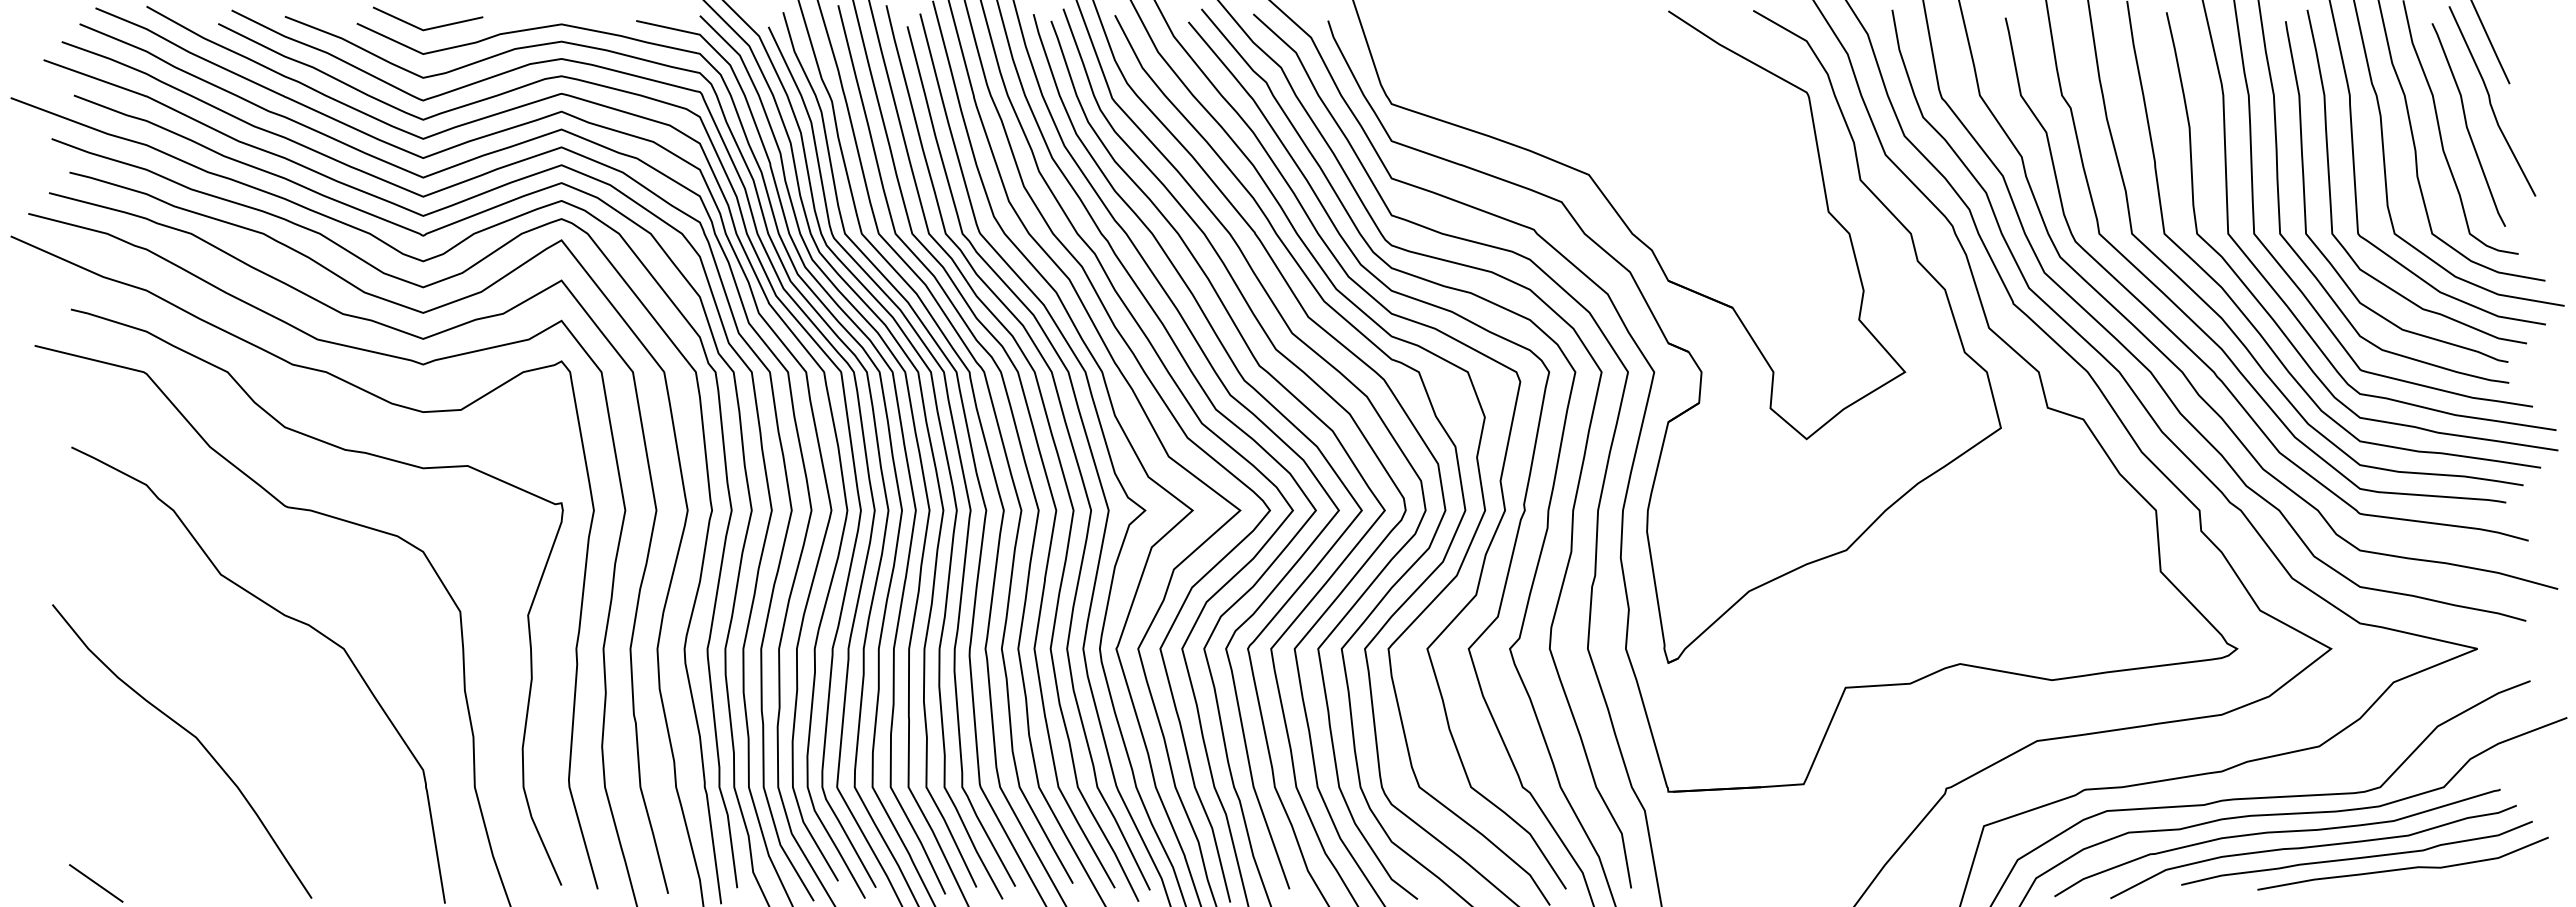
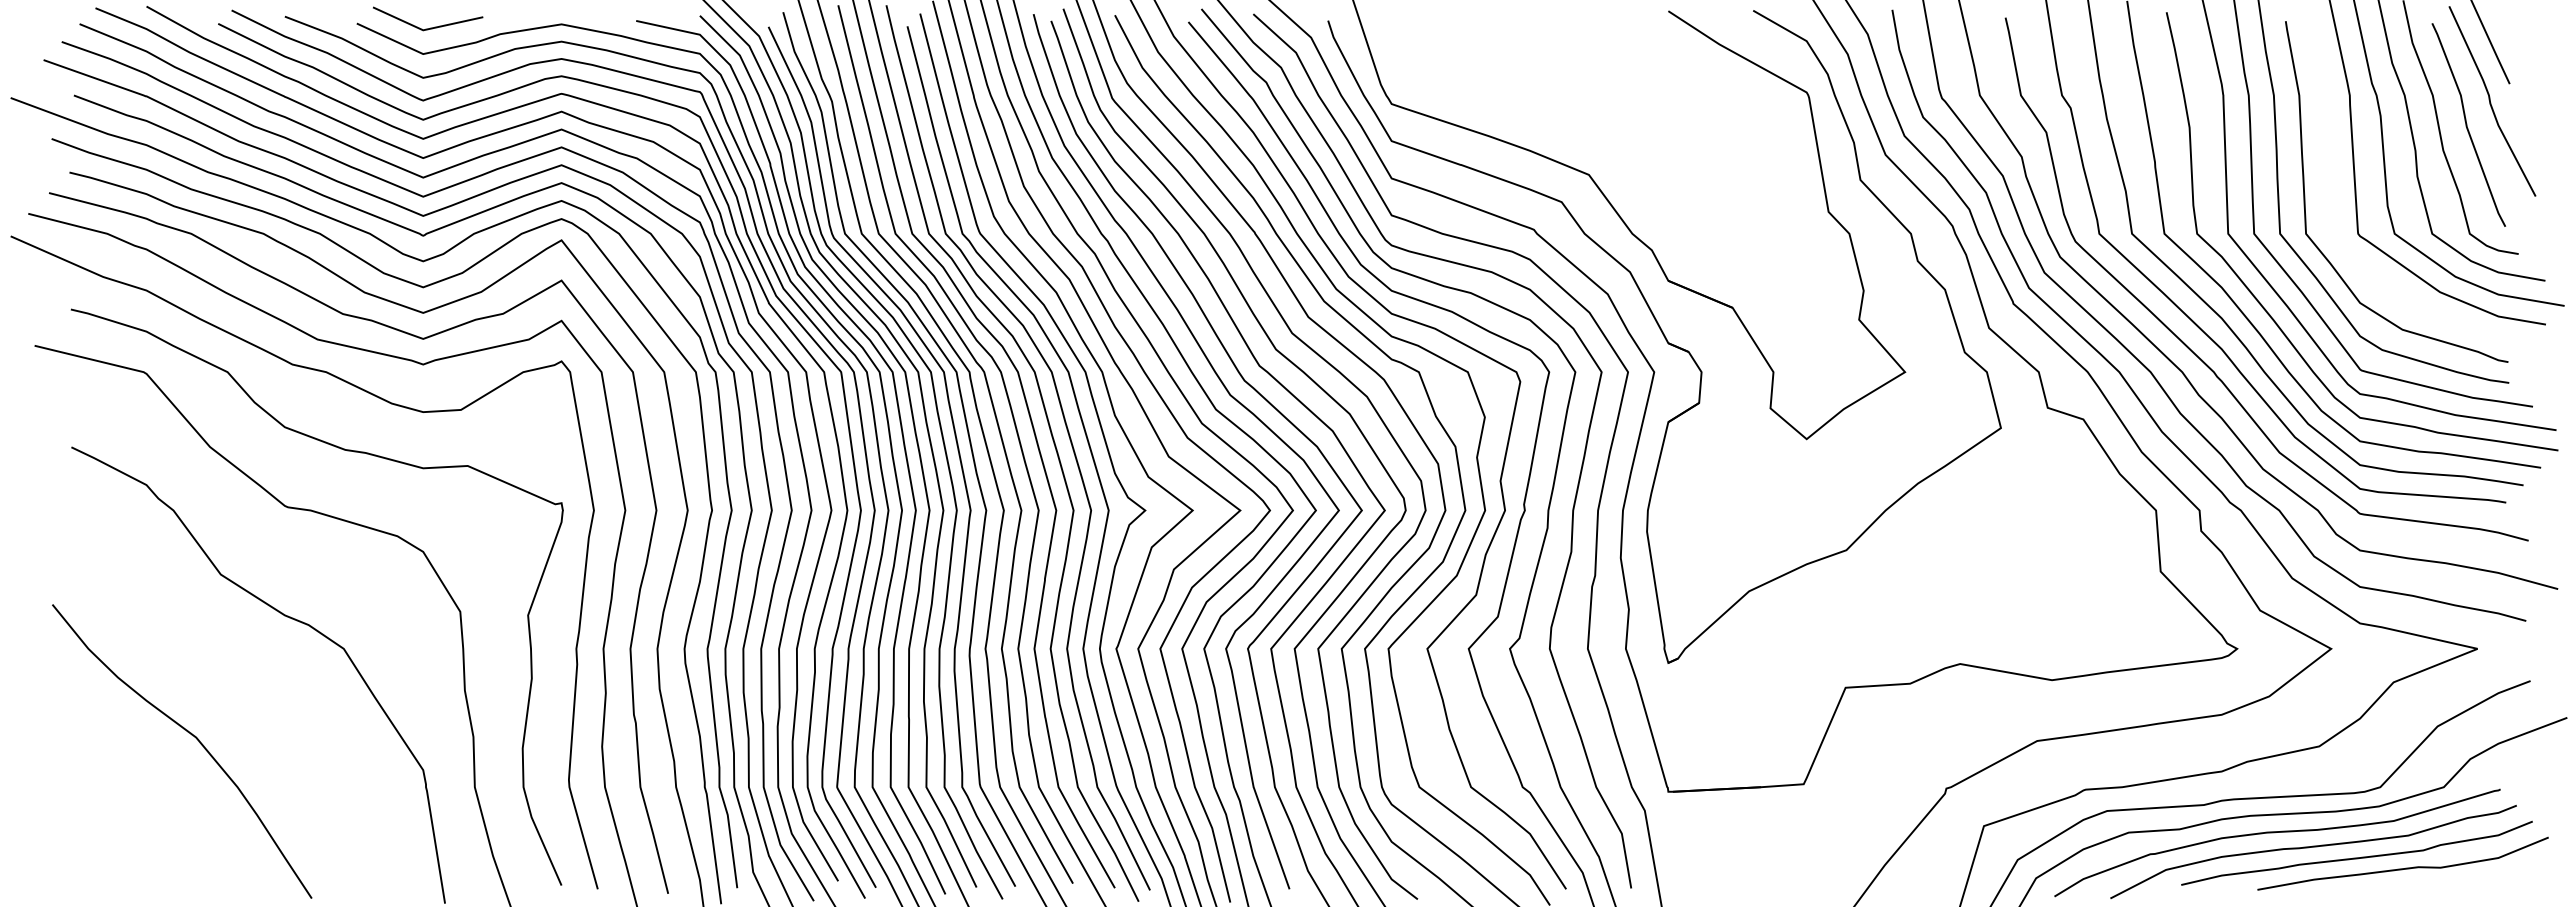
curve: present -> none (2330, 180)
line: present -> none (96, 883)
